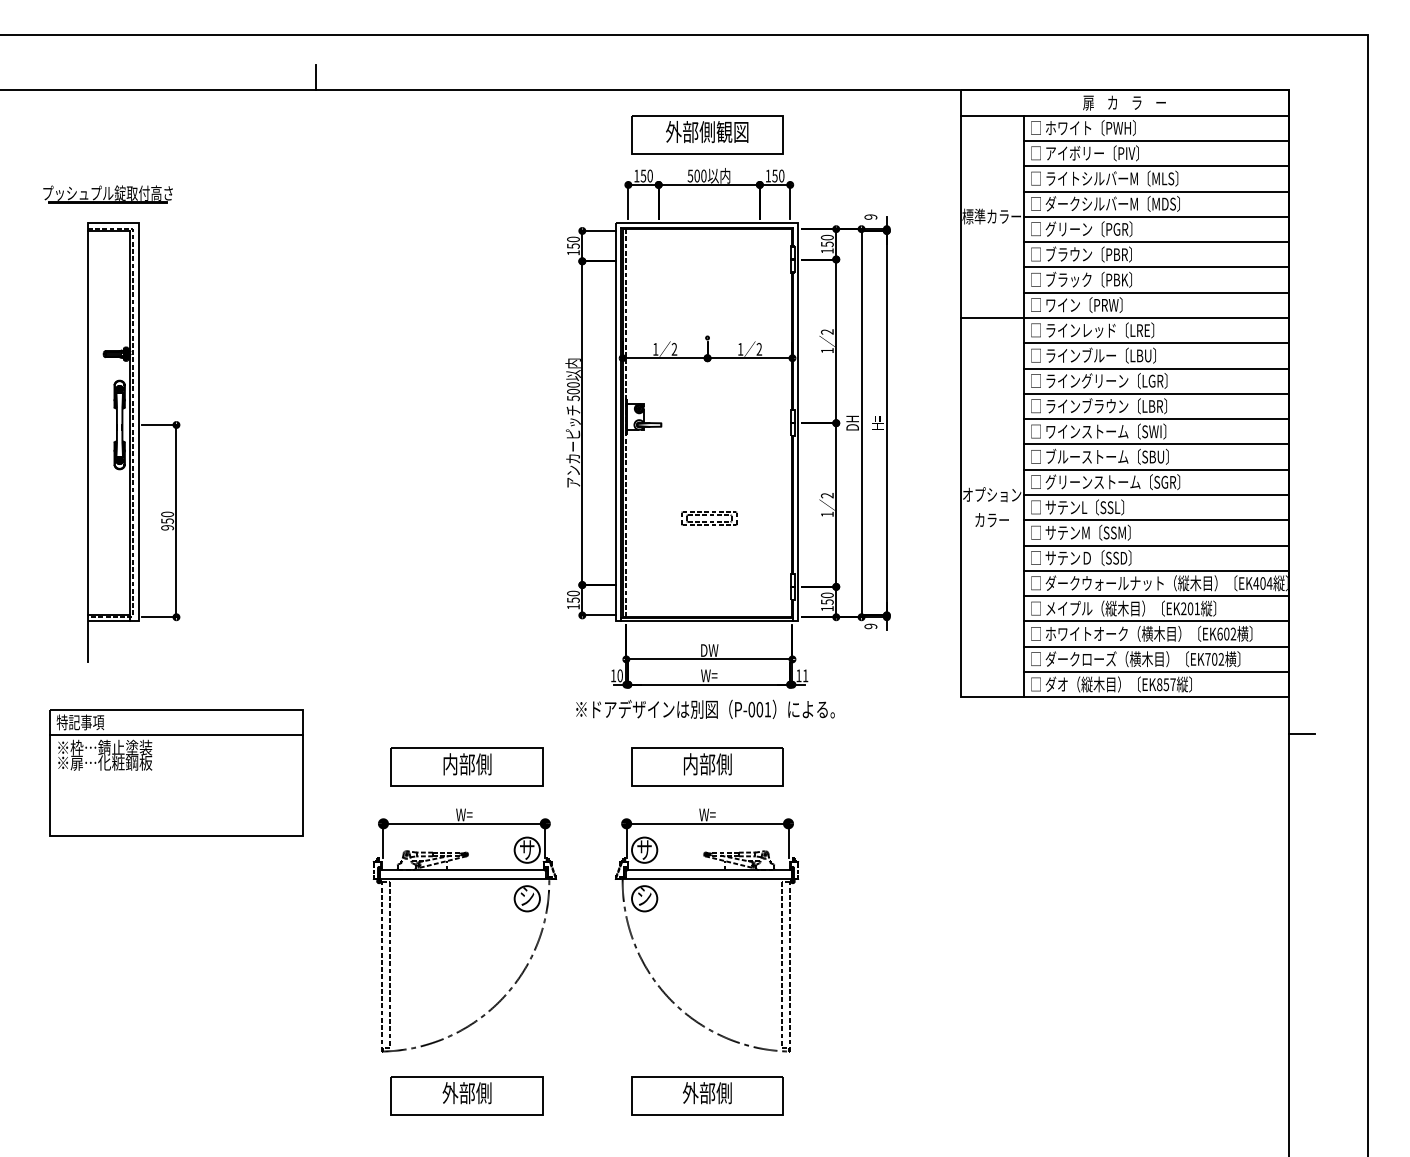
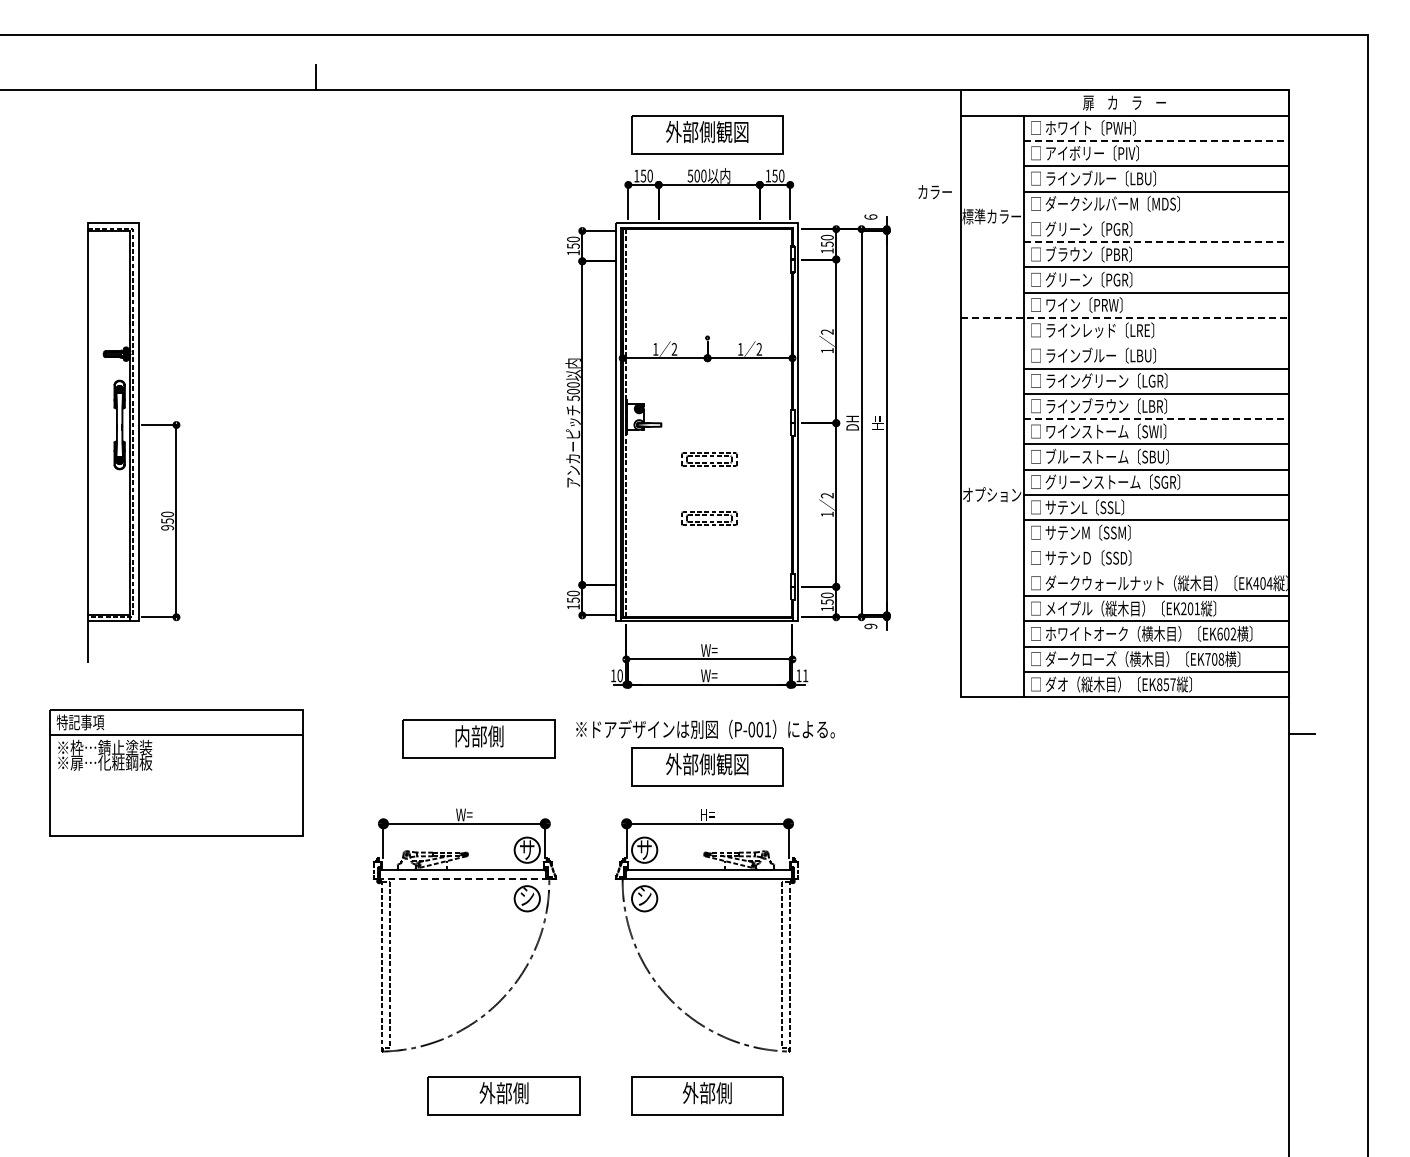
line: solid -> dashed (1156, 140)
text: □ ライトシルバーM〔MLS〕 -> □ ラインブルー〔LBU〕 (1124, 178)
part: present -> none (107, 194)
text: 9 -> 6 (870, 216)
line: present -> none (1156, 216)
line: solid -> dashed (1156, 242)
text: □ ブラック〔PBK〕 -> □ グリーン〔PGR〕 (1088, 279)
line: solid -> dashed (1125, 317)
line: present -> none (1156, 343)
line: solid -> dashed (1156, 419)
part: none -> present (709, 459)
text position: (991, 520) -> (934, 192) (934, 192)
line: present -> none (1156, 545)
line: present -> none (1156, 570)
text: DW -> W= (709, 650)
text: EK702 -> EK708 (1221, 659)
text position: (705, 708) -> (705, 728) (705, 728)
text: 内部側 -> 外部側観図 (707, 764)
part position: (466, 766) -> (478, 738) (478, 738)
text: W= -> H= (707, 814)
line: solid -> dashed (464, 878)
part position: (466, 1095) -> (503, 1095) (503, 1095)
